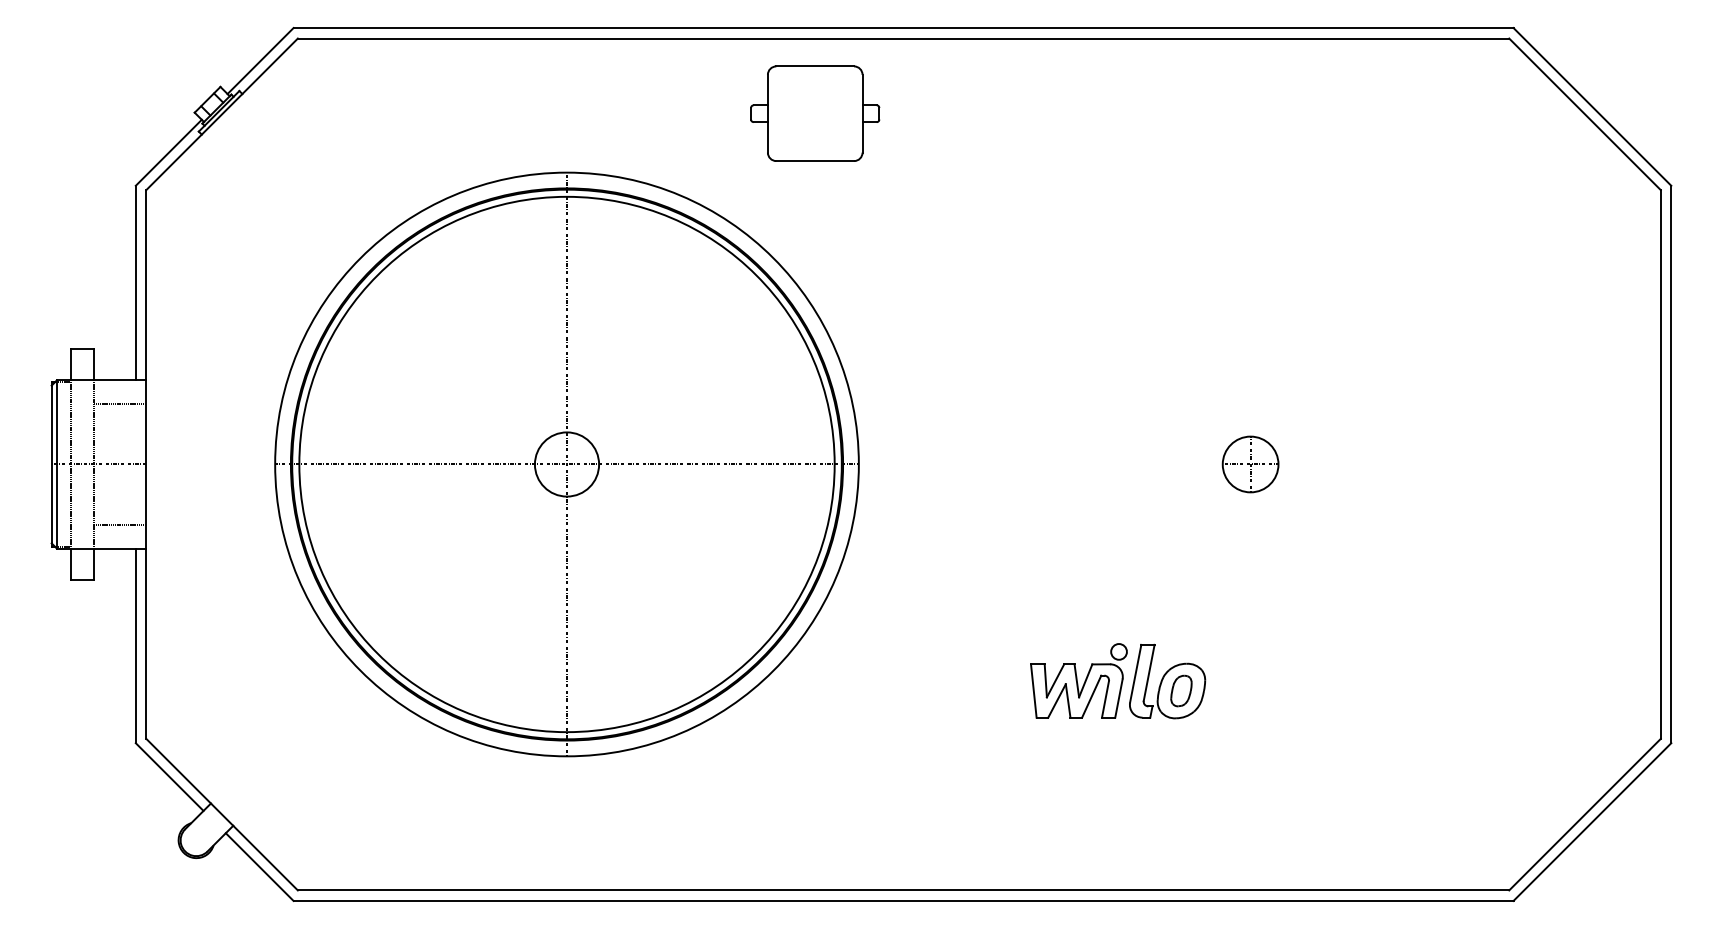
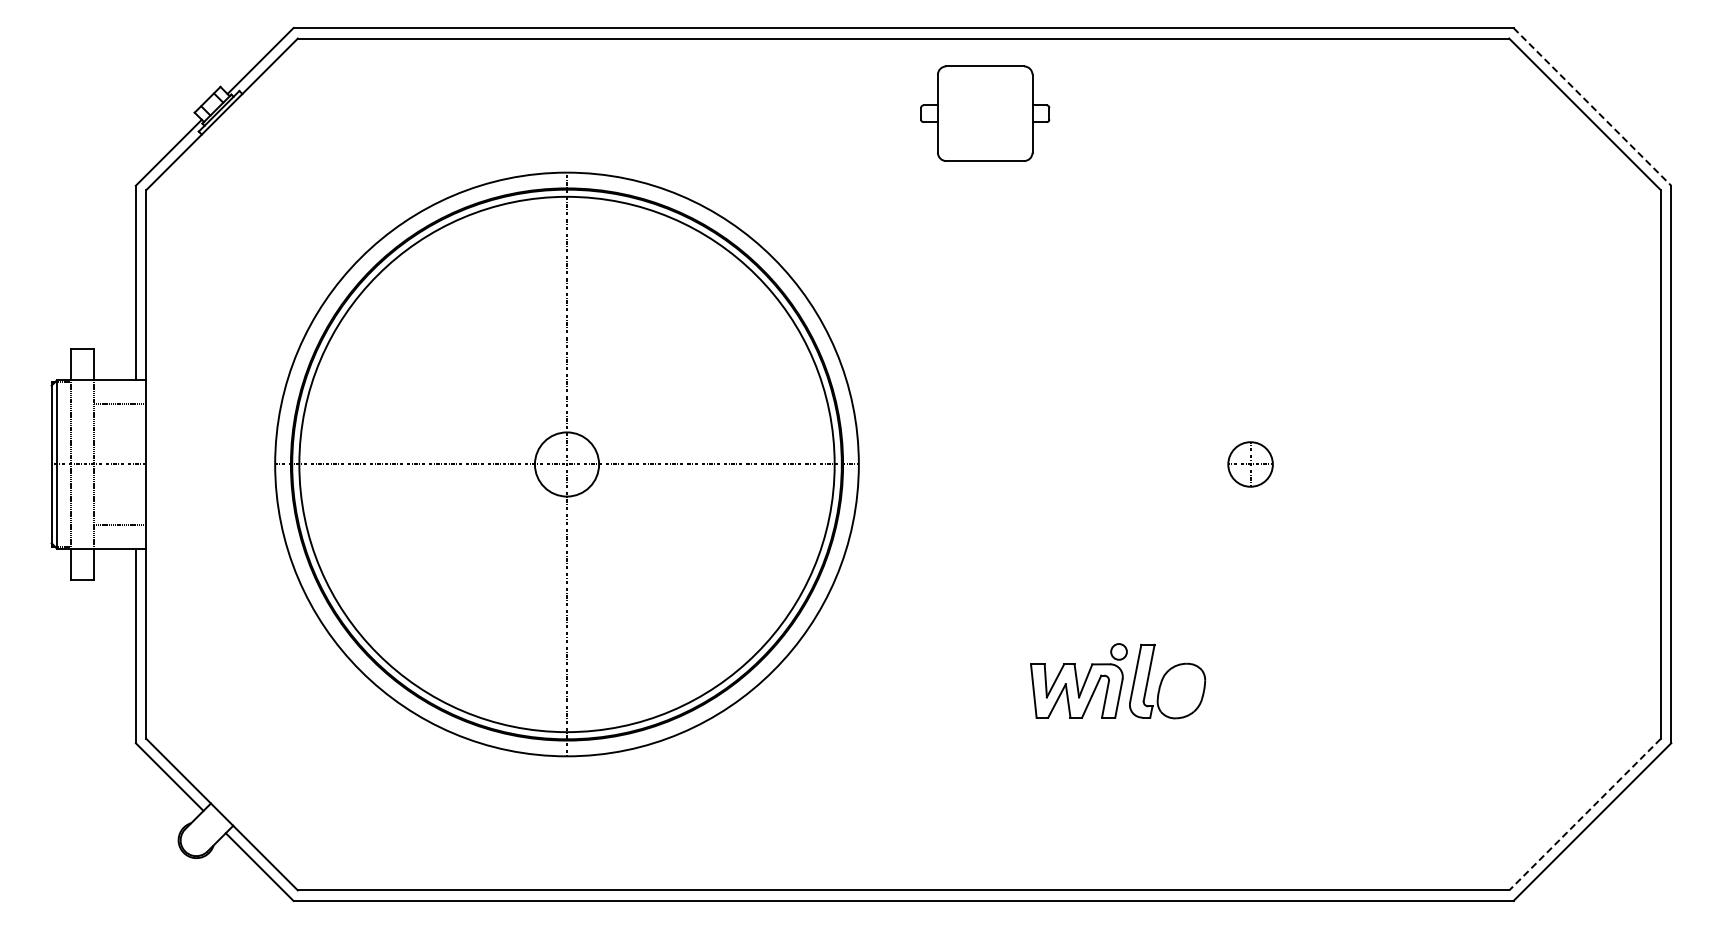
line: solid -> dashed (1592, 106)
part position: (815, 113) -> (985, 113) (985, 113)
part size: 59x59 px -> 47x47 px (1250, 464)
part: present -> none (1181, 690)
line: solid -> dashed (1584, 815)
